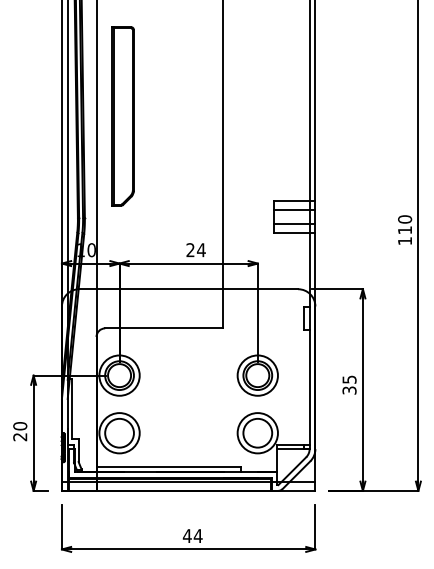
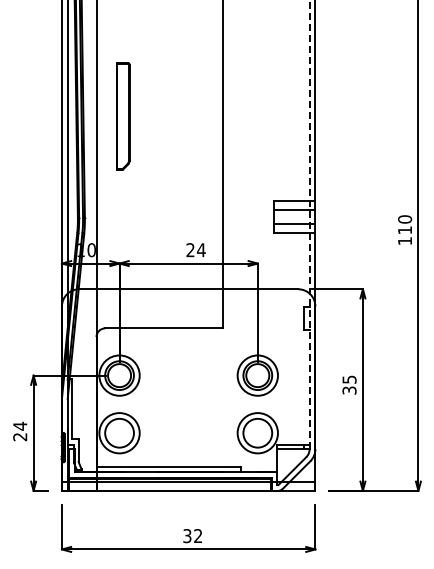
part size: 24x181 px -> 15x109 px (123, 116)
line: solid -> dashed (309, 225)
text: 20 -> 24 (20, 425)
text: 44 -> 32 (192, 536)
